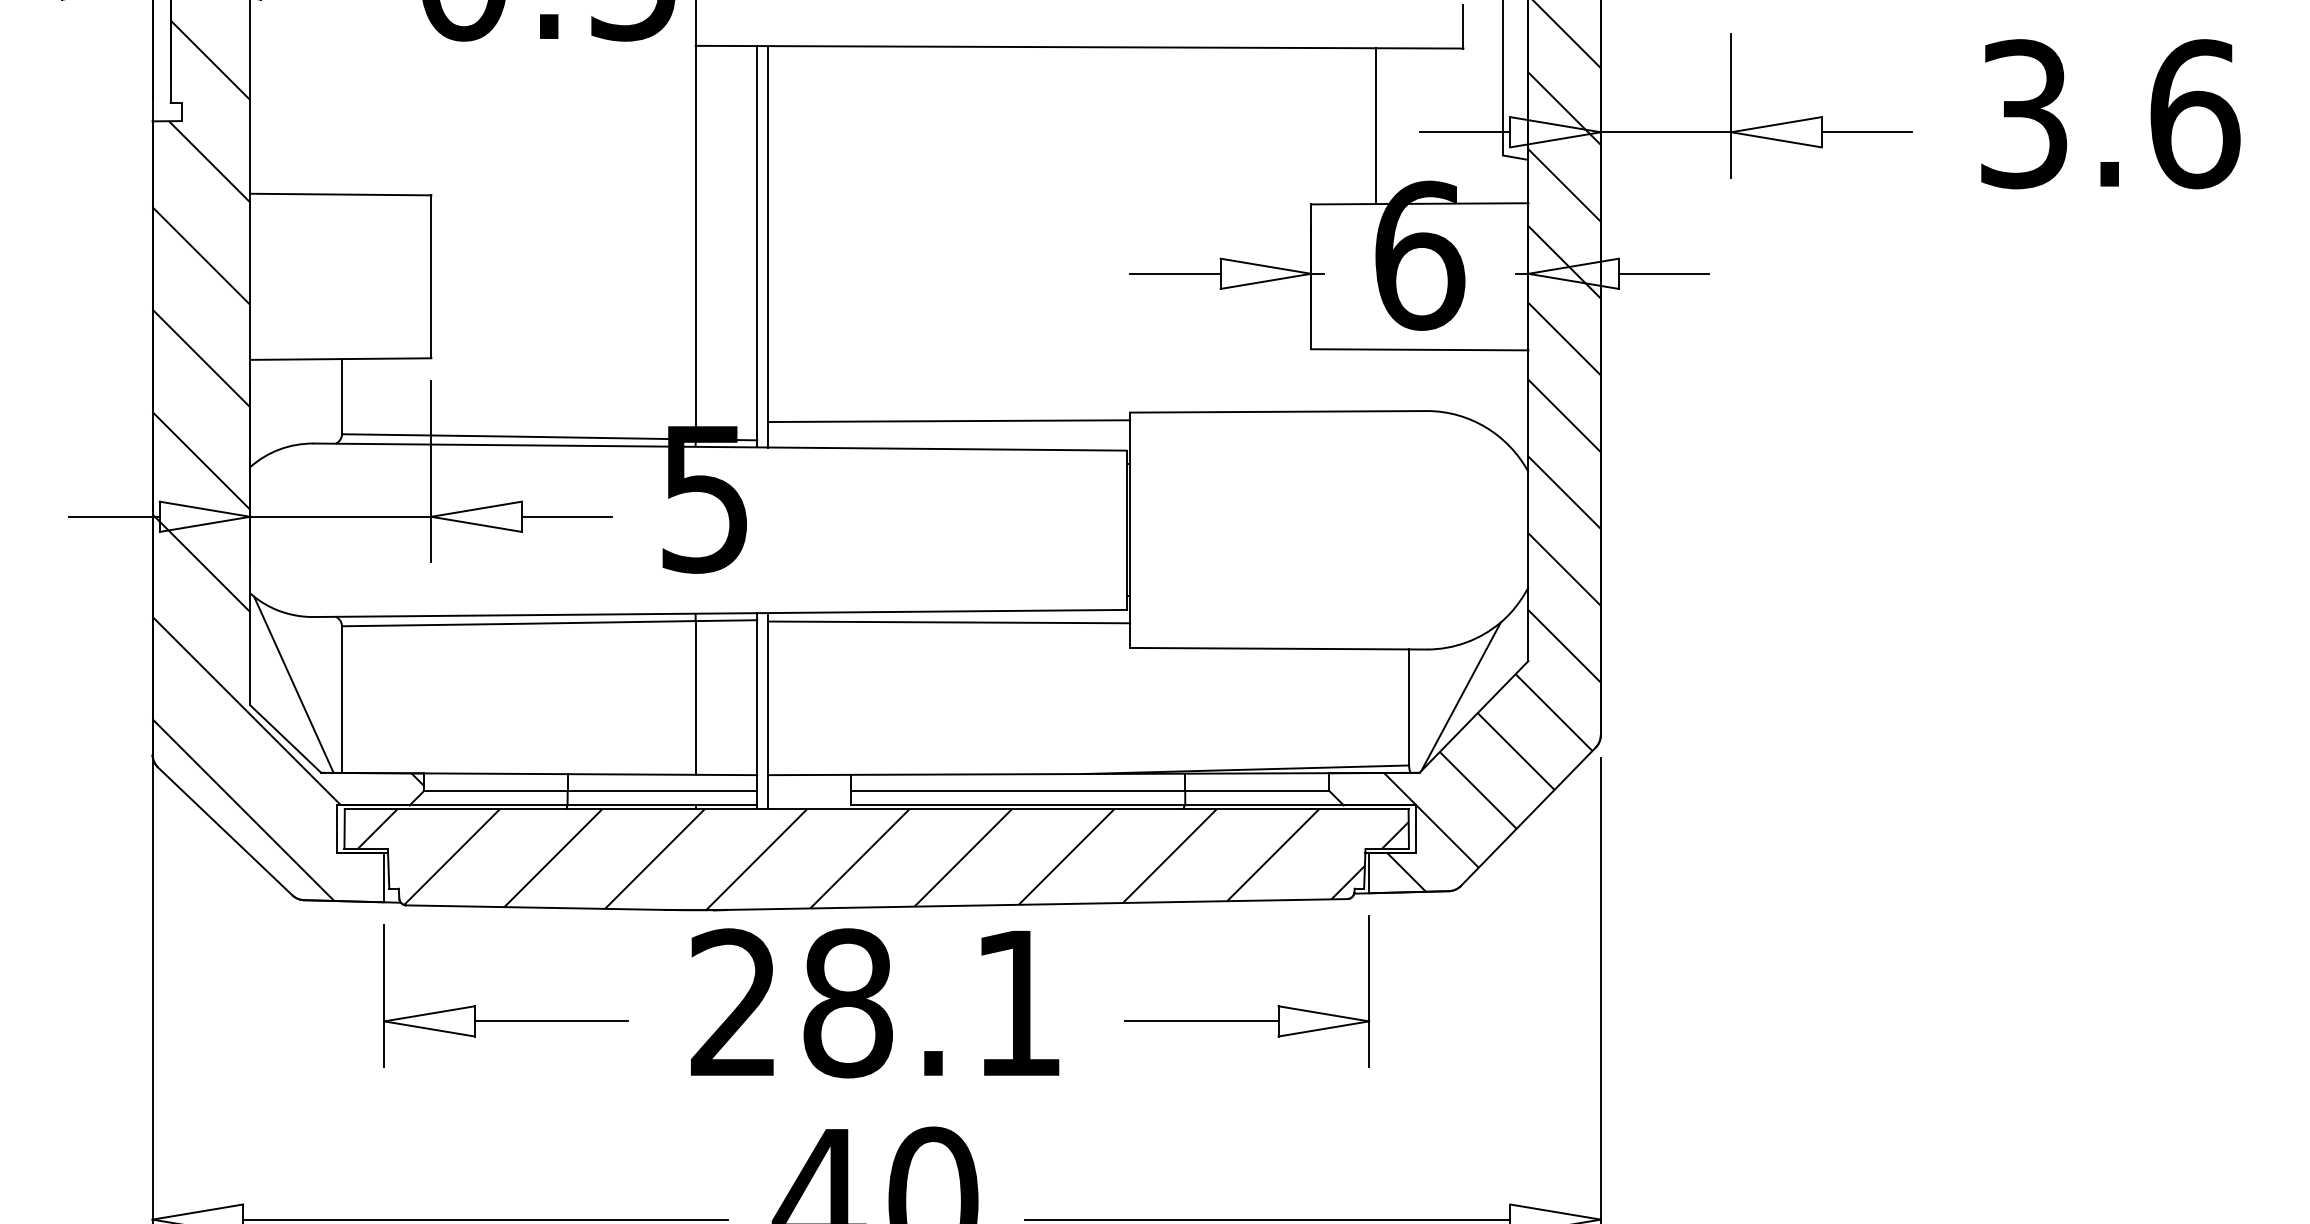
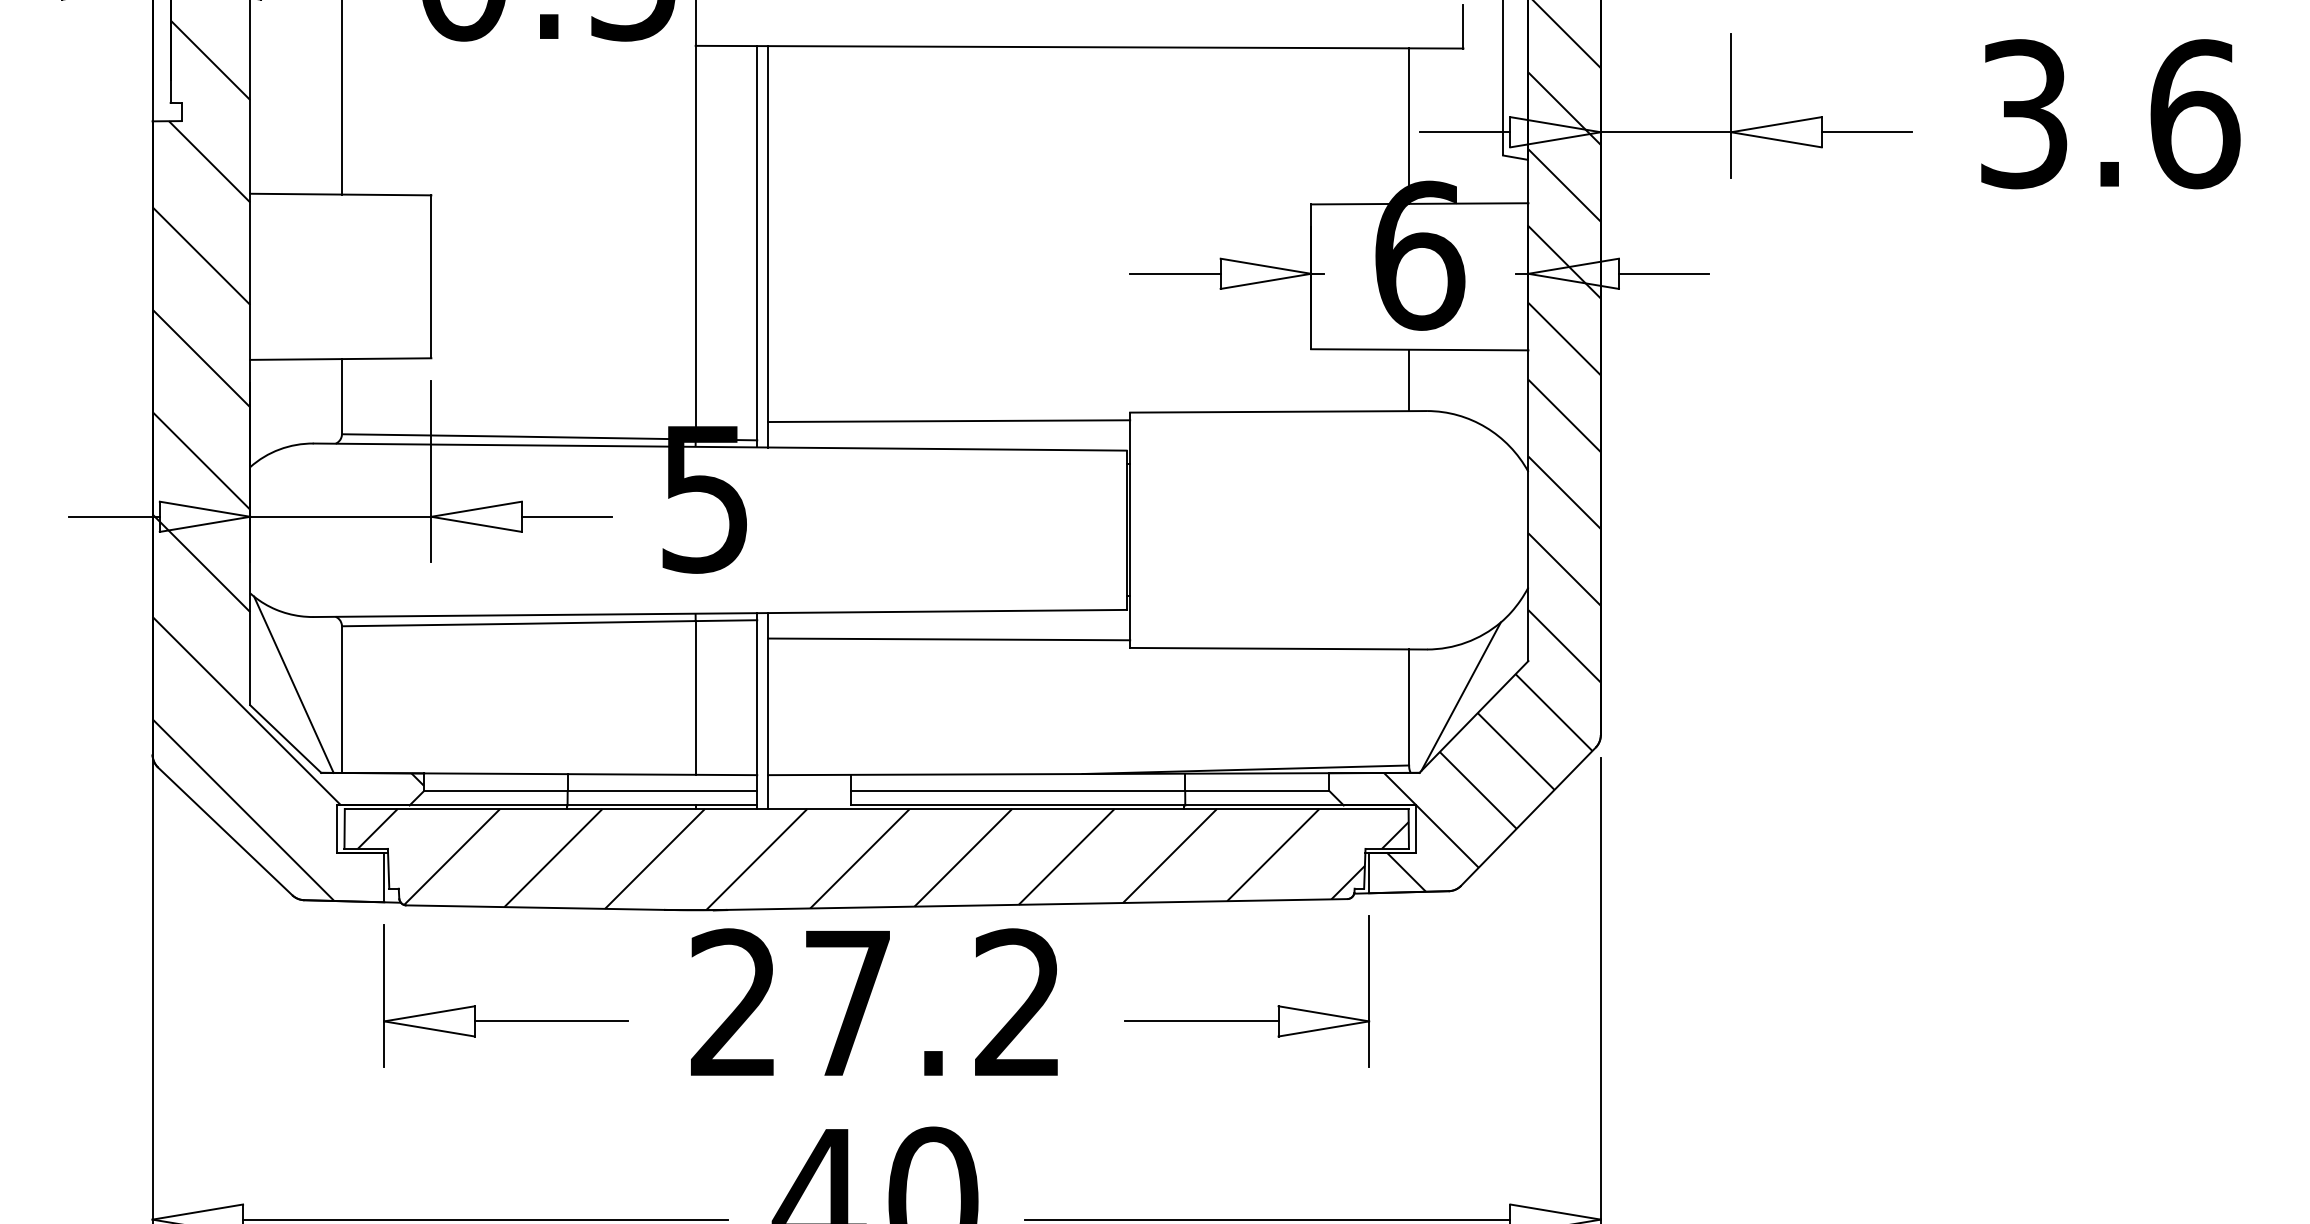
line: none -> present (341, 98)
line position: (1376, 125) -> (1409, 125) (1409, 125)
line: none -> present (1409, 380)
line position: (949, 622) -> (949, 639) (949, 639)
text: 28.1 -> 27.2 (931, 1003)
